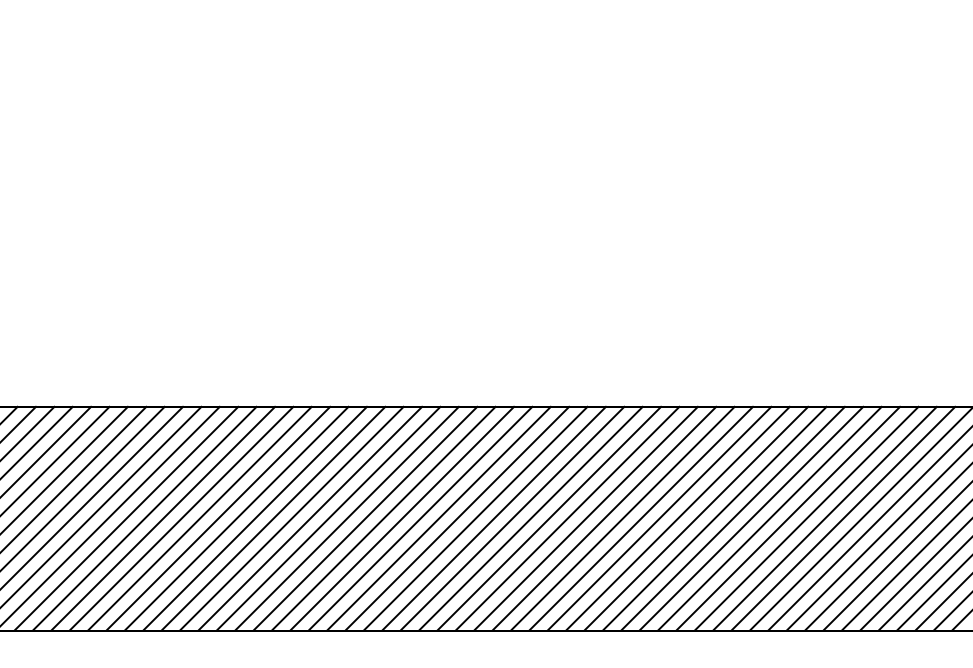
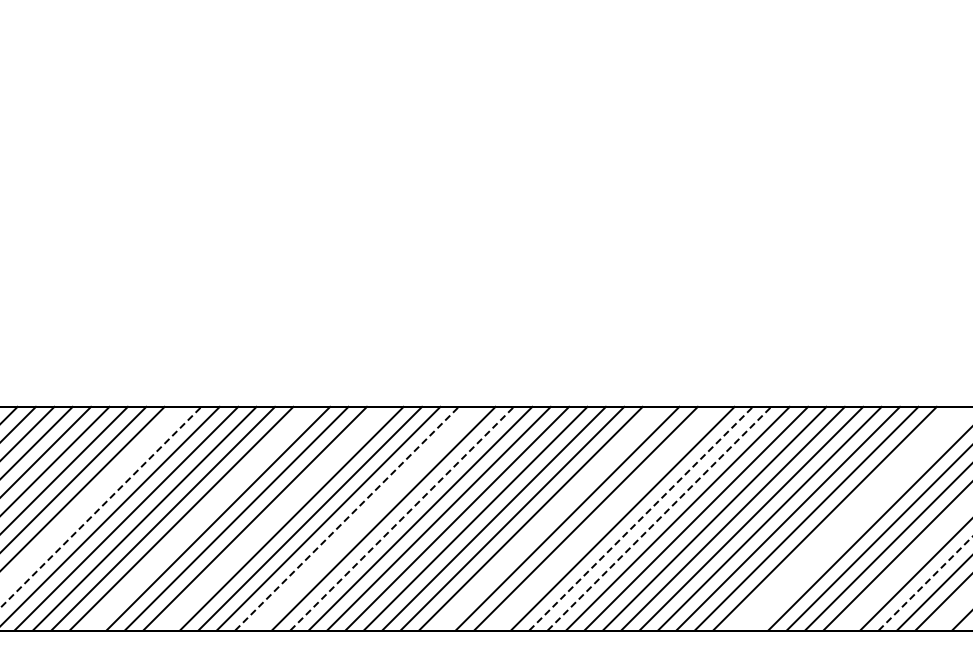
line: present -> none (92, 496)
line: solid -> dashed (101, 507)
line: present -> none (199, 518)
line: present -> none (273, 518)
line: solid -> dashed (347, 518)
line: present -> none (365, 518)
line: solid -> dashed (402, 518)
line: present -> none (549, 518)
line: present -> none (604, 518)
line: solid -> dashed (641, 518)
line: solid -> dashed (659, 518)
line: present -> none (843, 518)
line: present -> none (859, 520)
line: present -> none (905, 566)
line: solid -> dashed (925, 583)
line: present -> none (951, 612)
